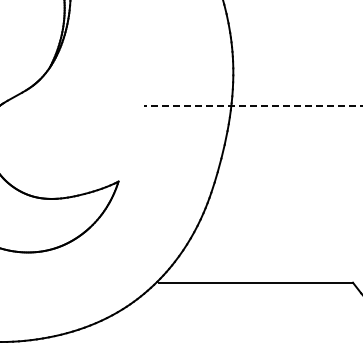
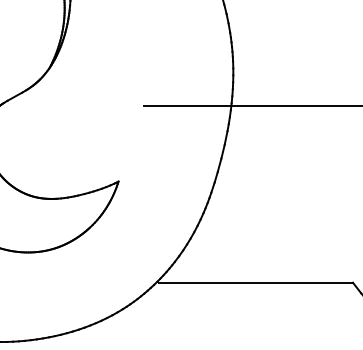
line: dashed -> solid (252, 106)
